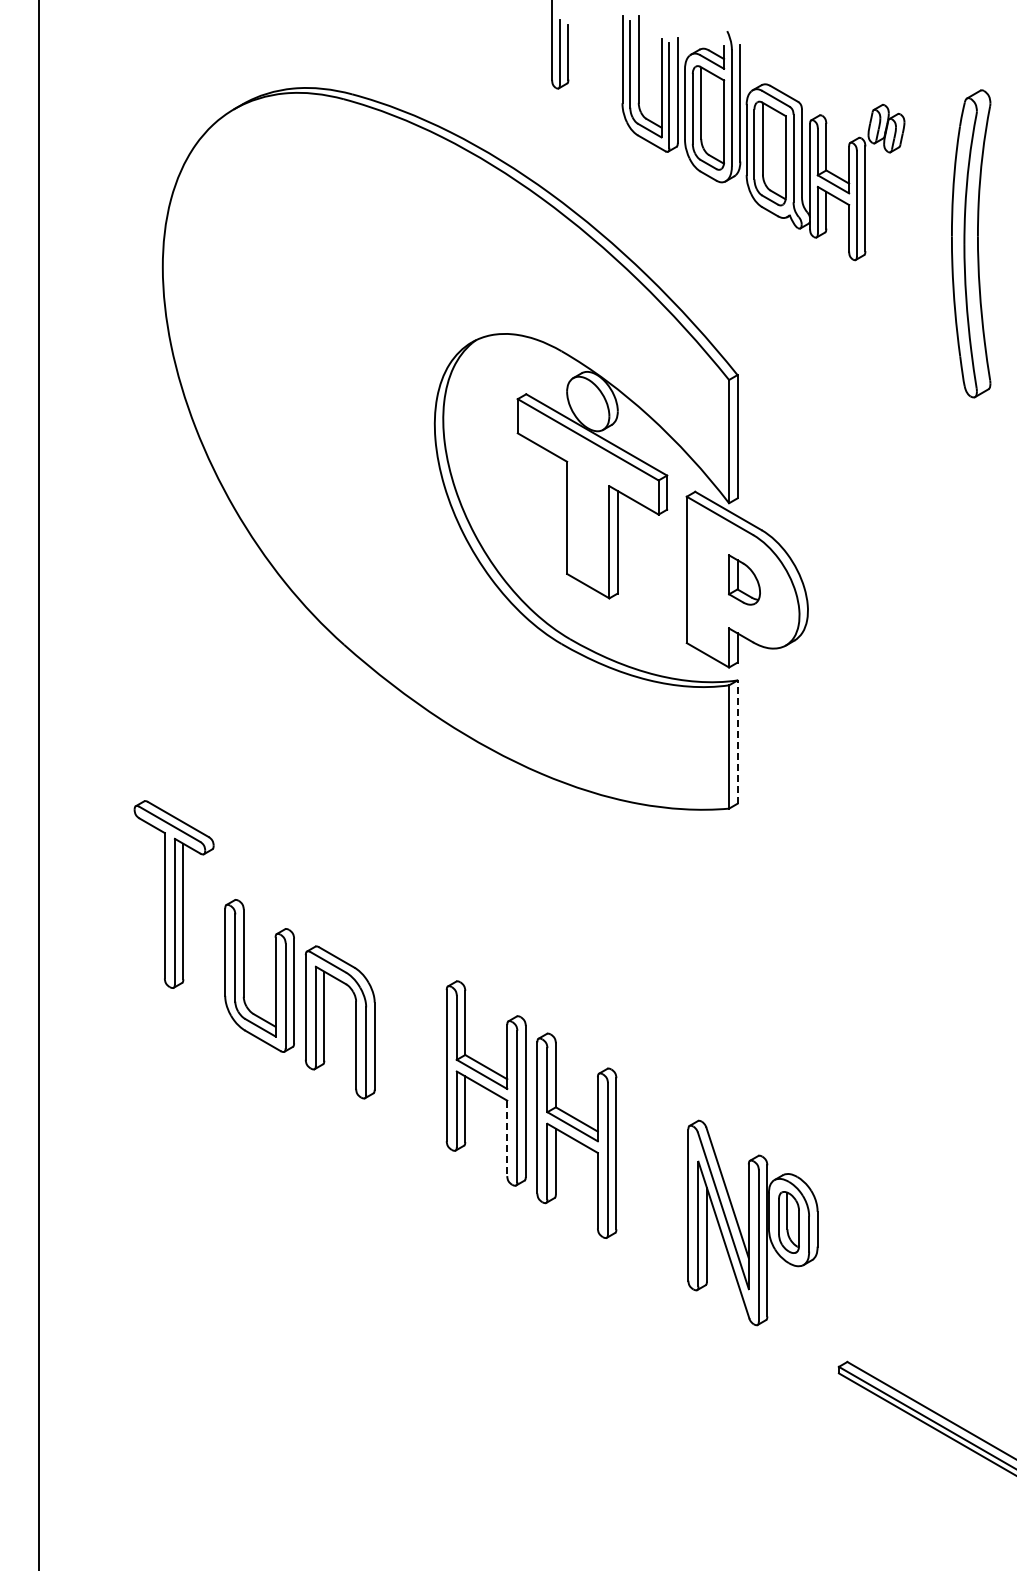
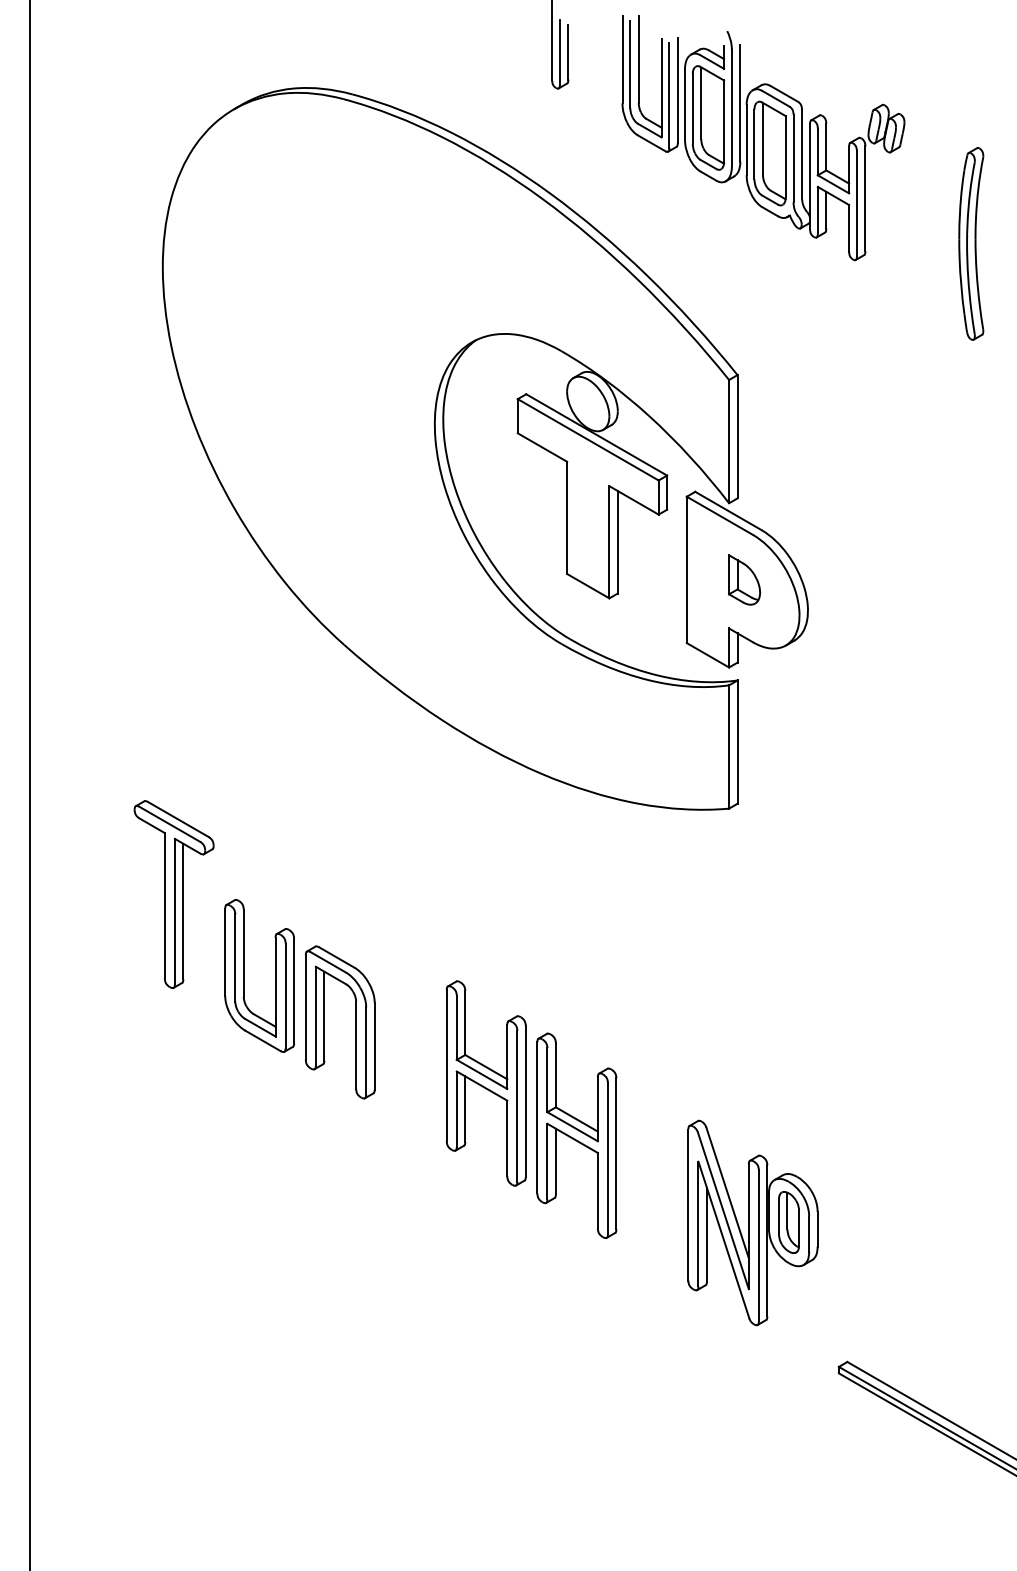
part size: 41x310 px -> 27x194 px (971, 243)
line: dashed -> solid (737, 742)
line position: (39, 784) -> (30, 784) (30, 784)
line: dashed -> solid (507, 1138)
